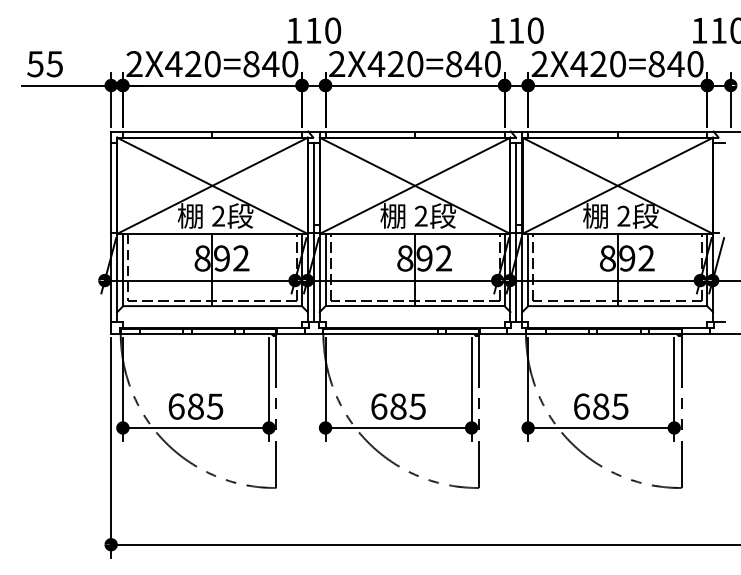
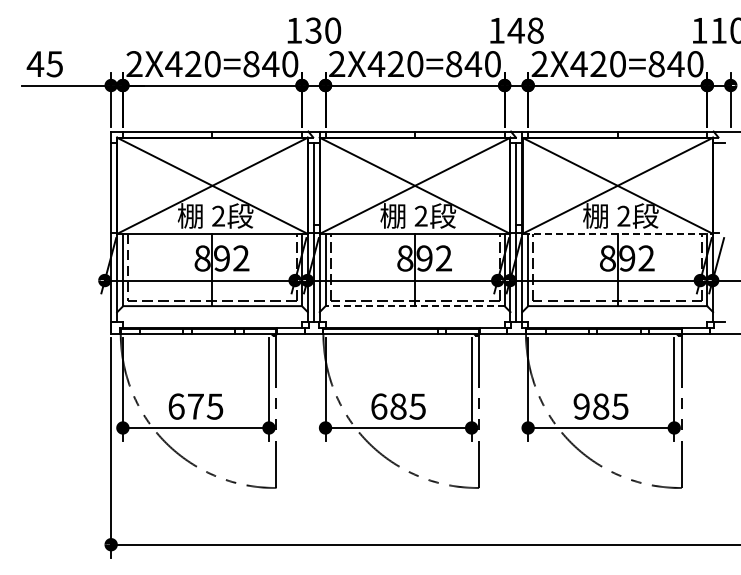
text: 110 -> 130 (313, 30)
text: 110 -> 148 (525, 30)
text: 55 -> 45 (35, 64)
line: solid -> dashed (618, 233)
line: solid -> dashed (414, 306)
text: 685 -> 675 (195, 406)
text: 685 -> 985 (581, 406)
